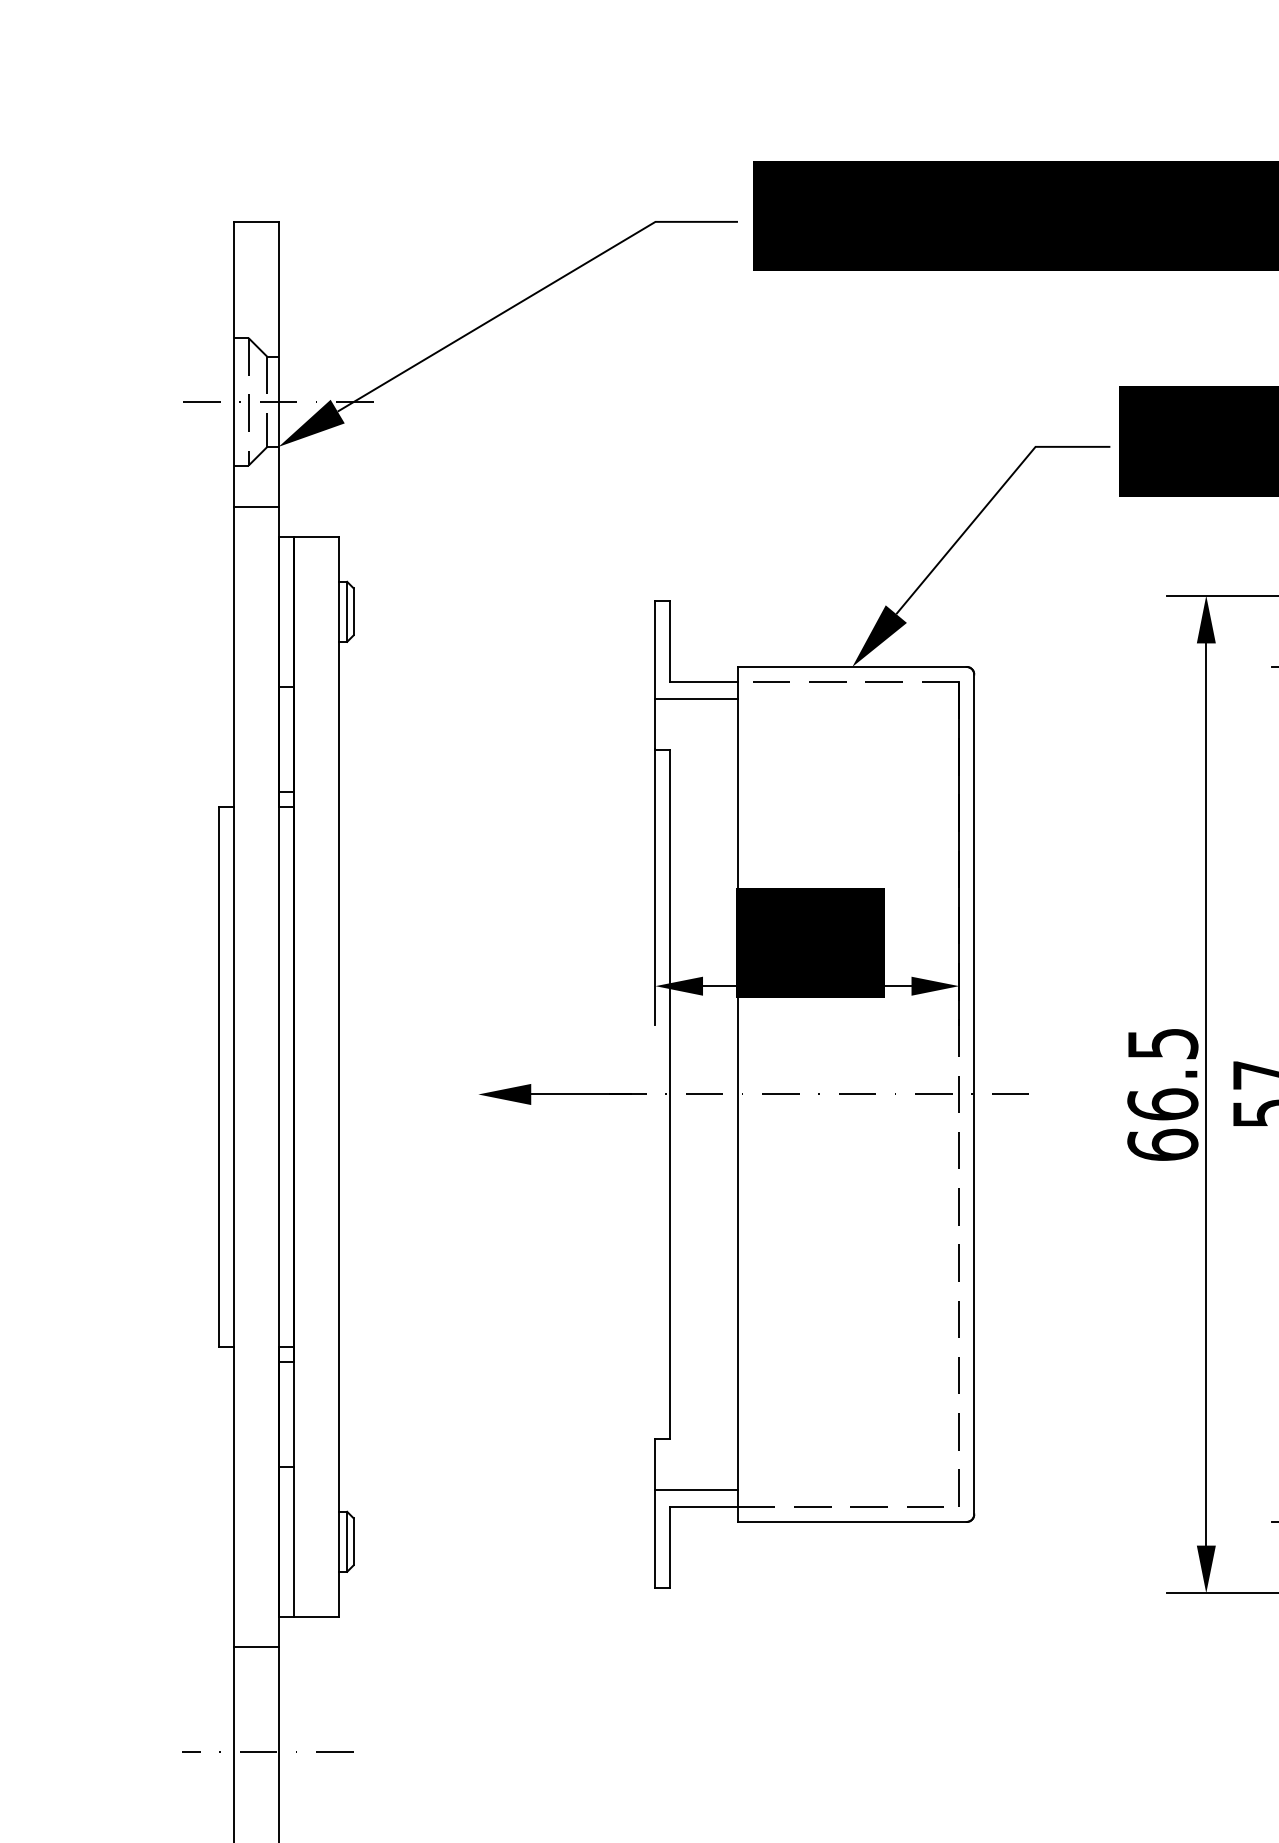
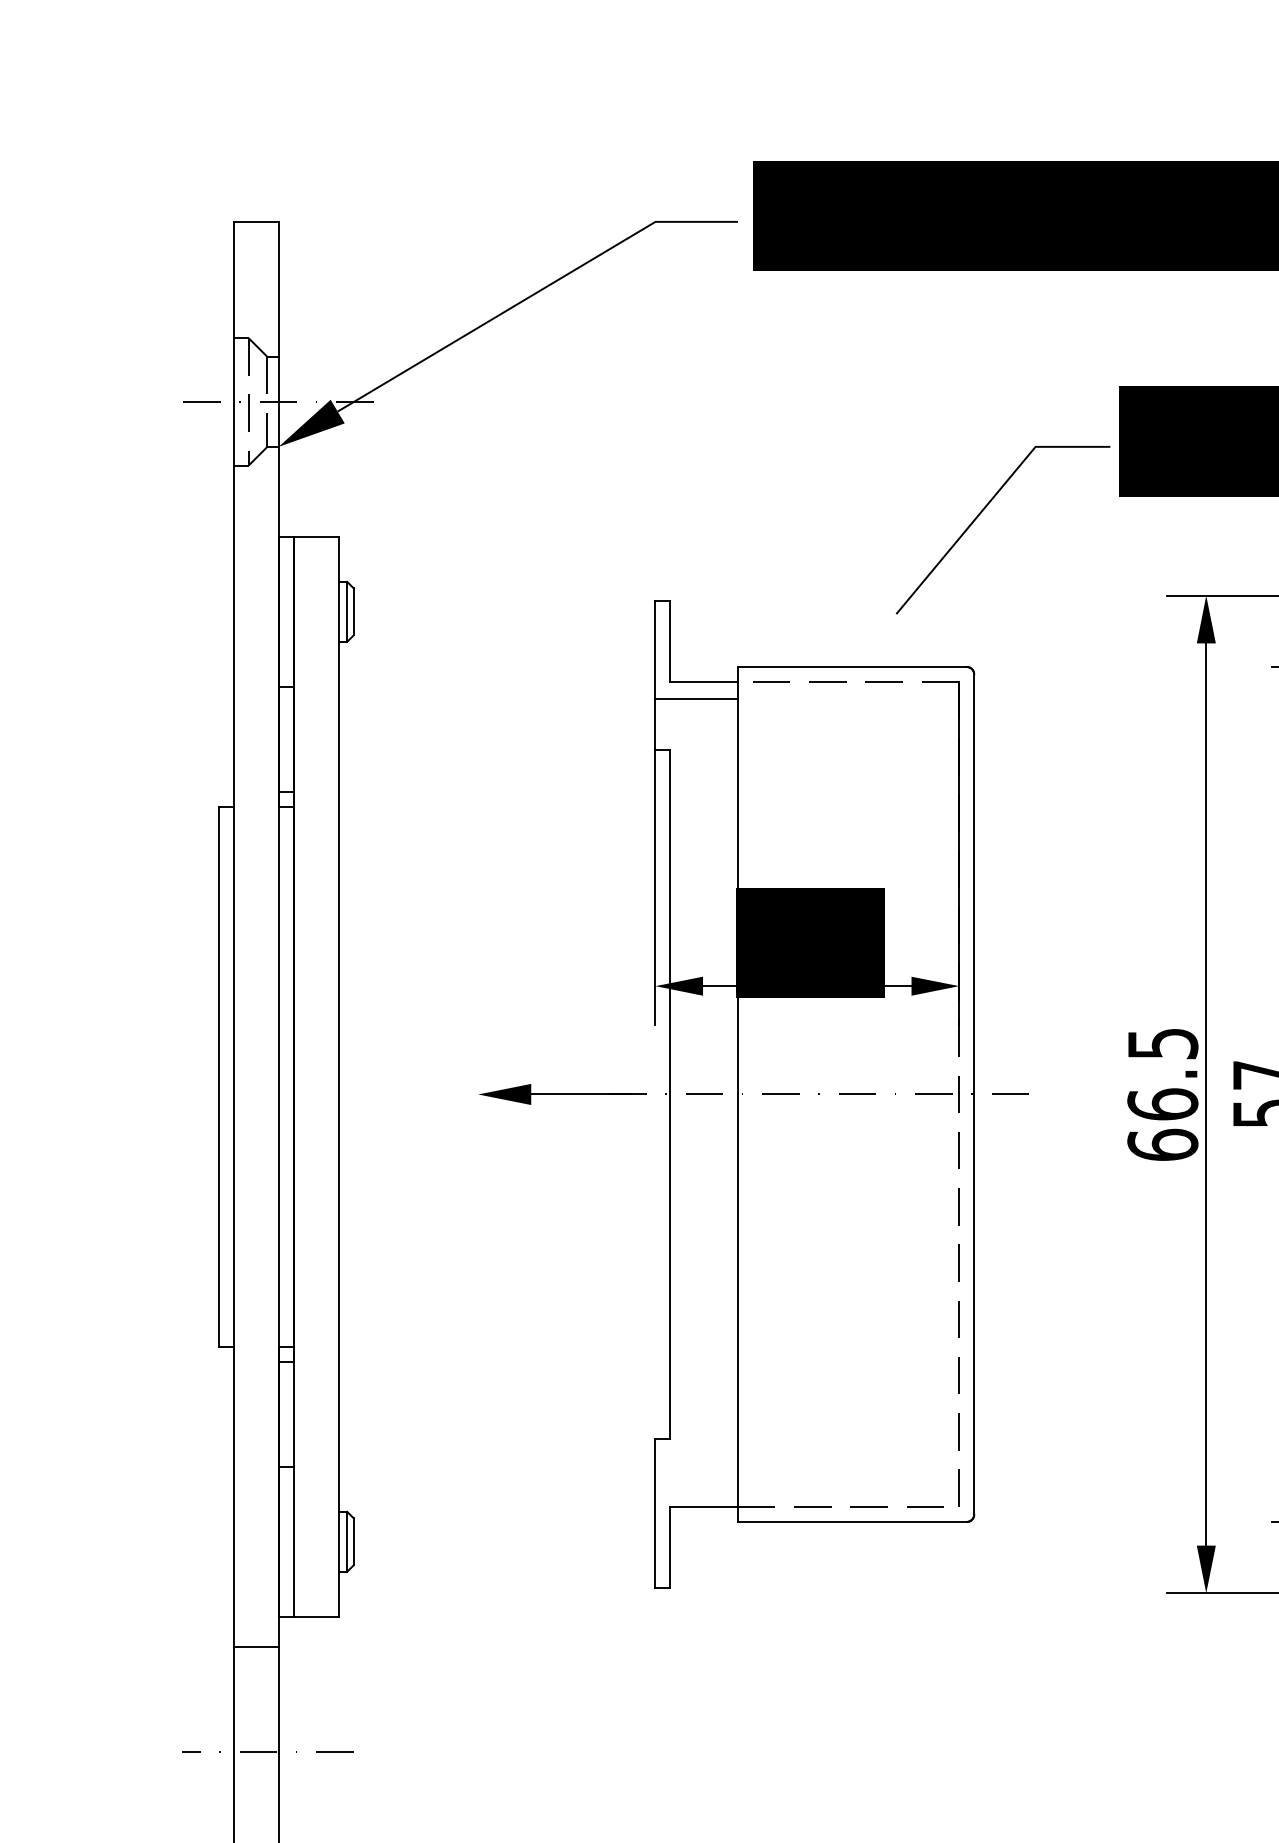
line: present -> none (255, 506)
fill: present -> none (879, 636)
line: present -> none (696, 1489)
